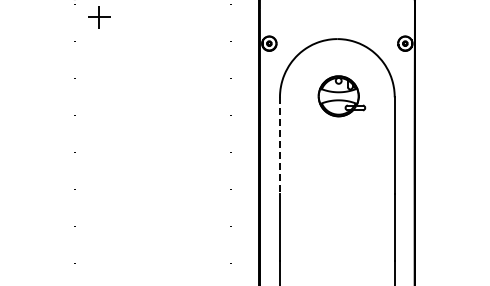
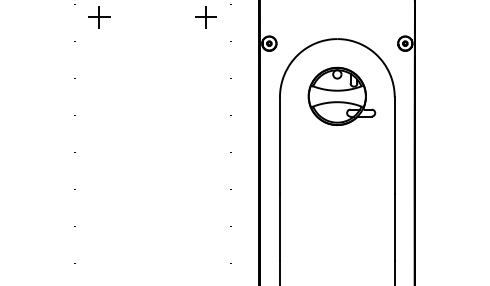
part: none -> present (205, 17)
part size: 50x43 px -> 70x60 px (341, 95)
line: dashed -> solid (279, 146)
